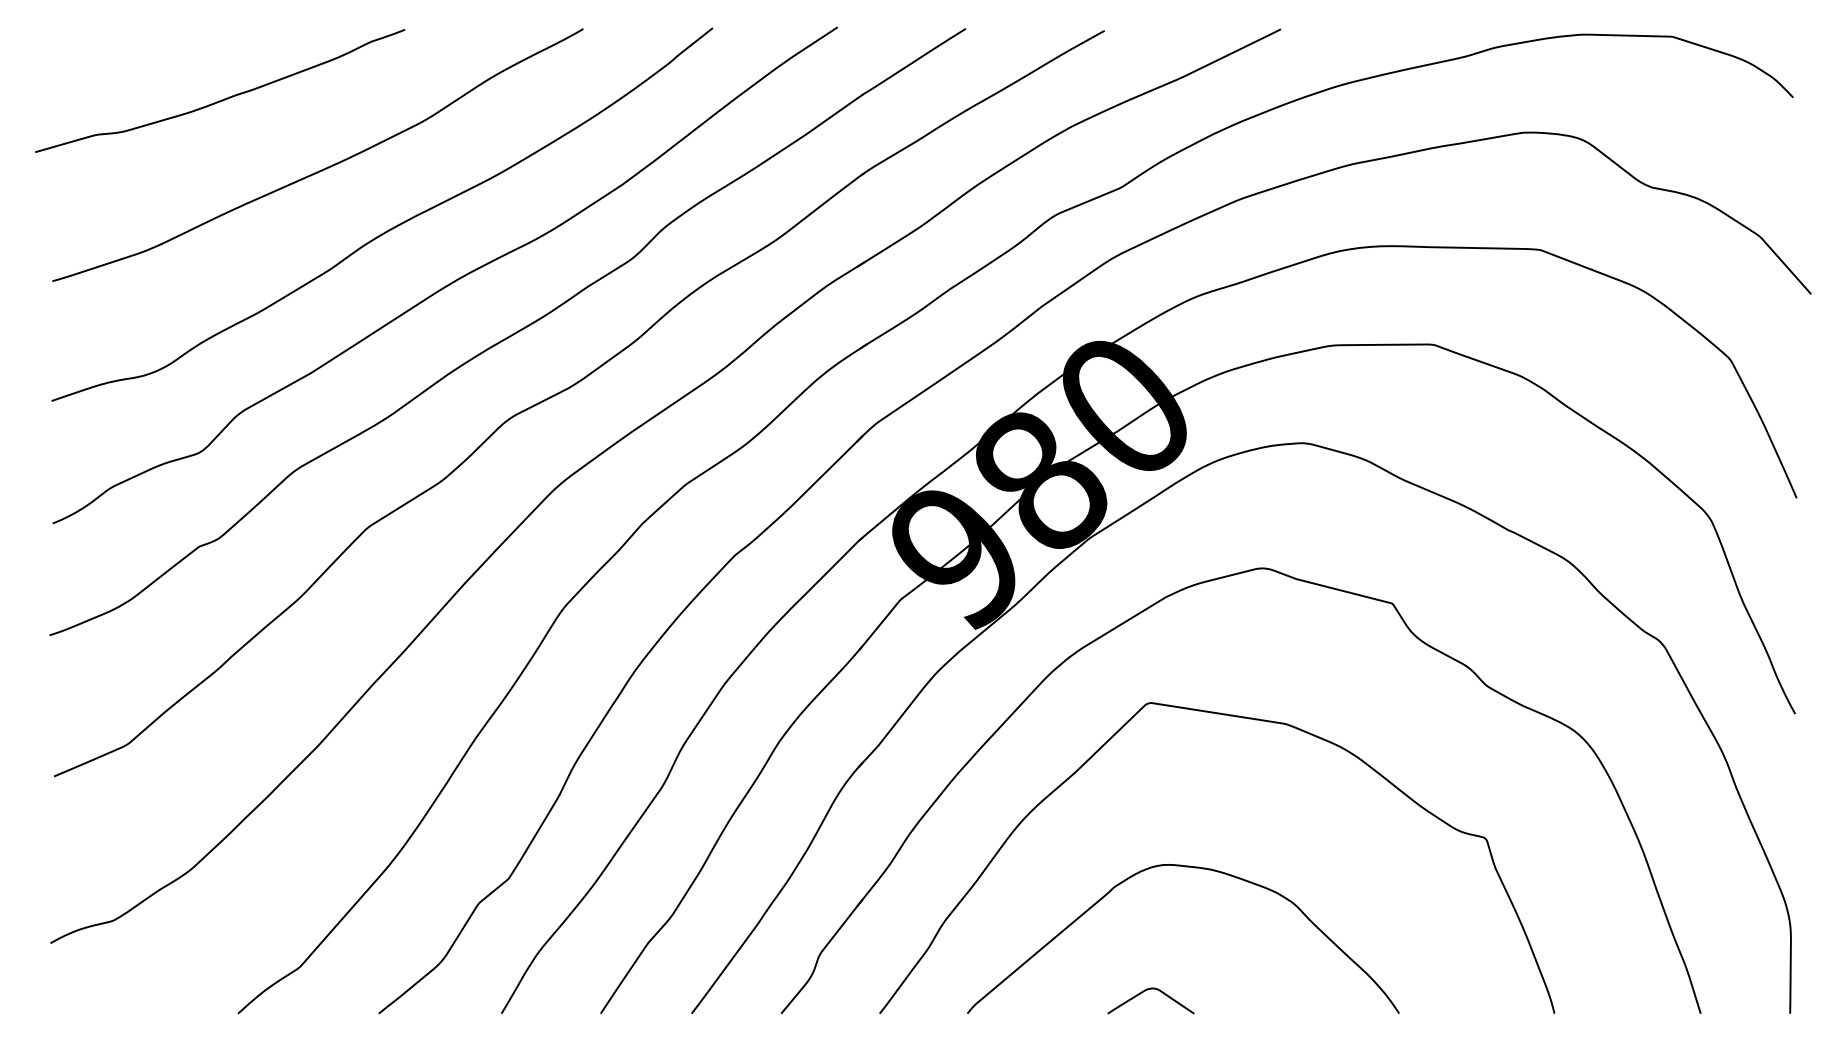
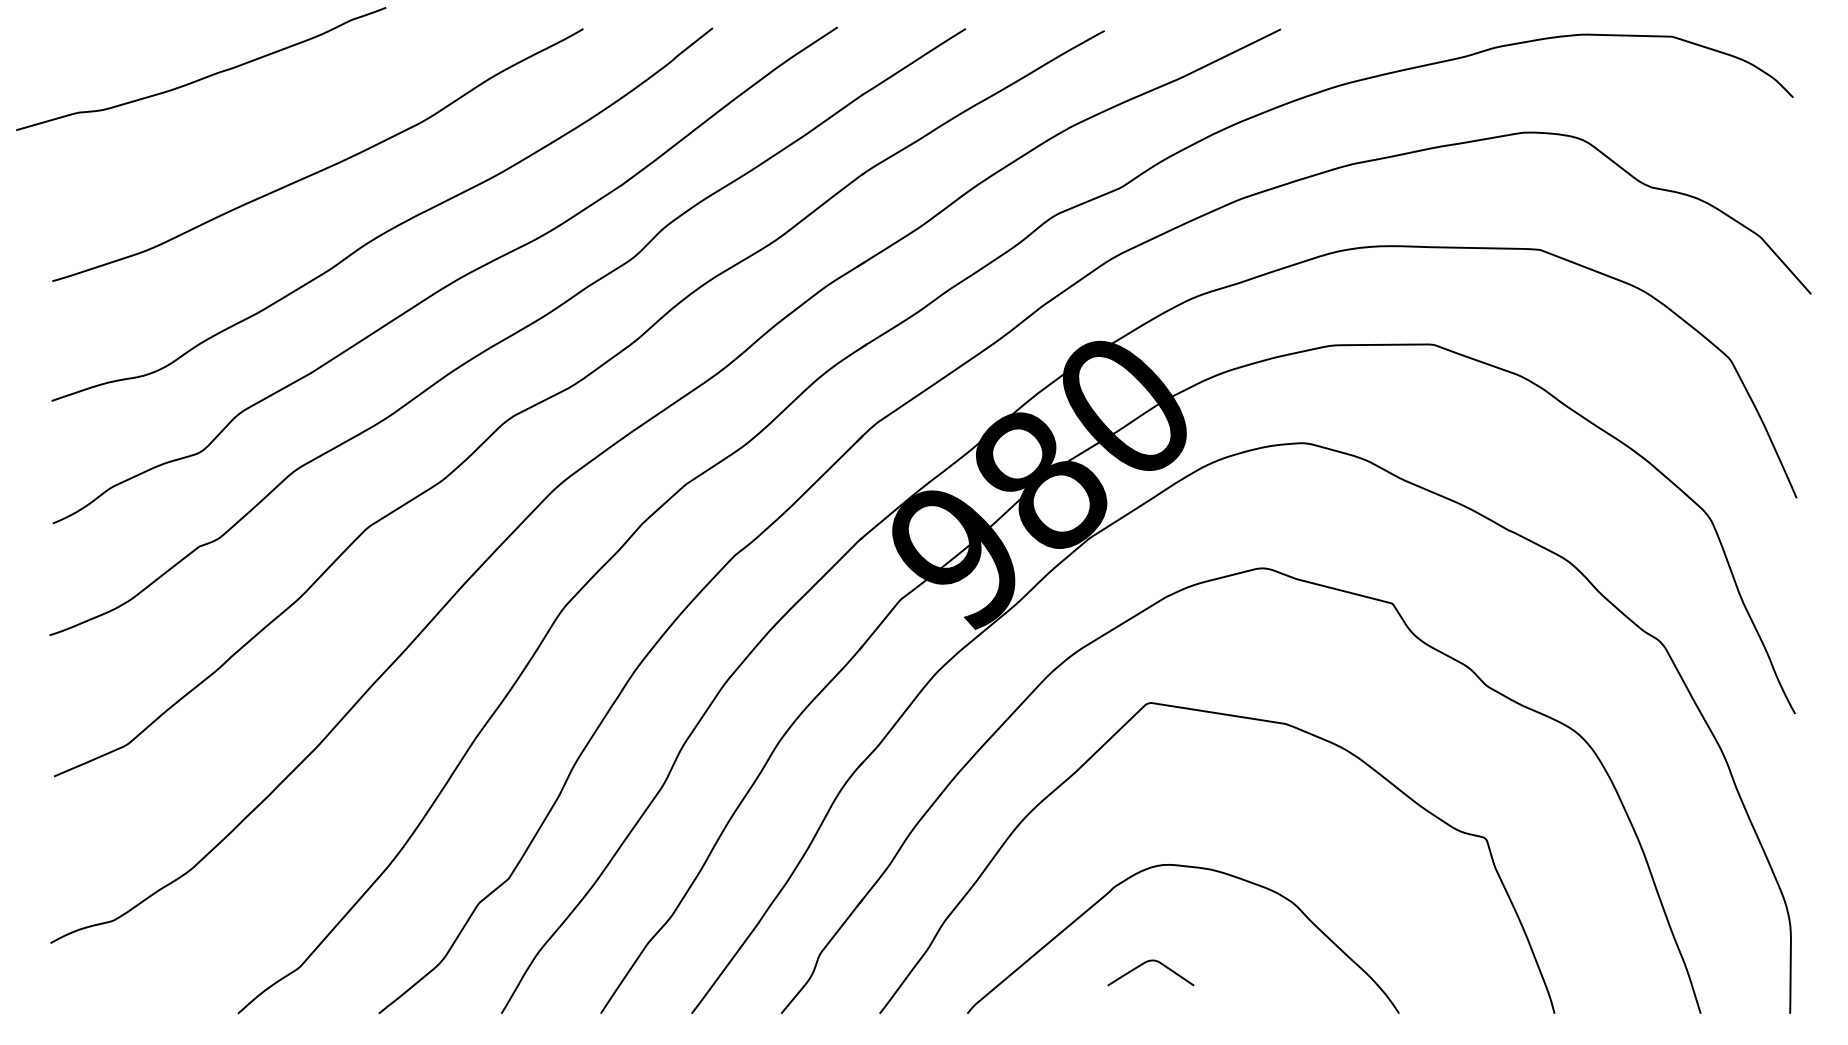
curve position: (224, 98) -> (205, 76) (205, 76)
curve position: (1145, 991) -> (1145, 963) (1145, 963)
